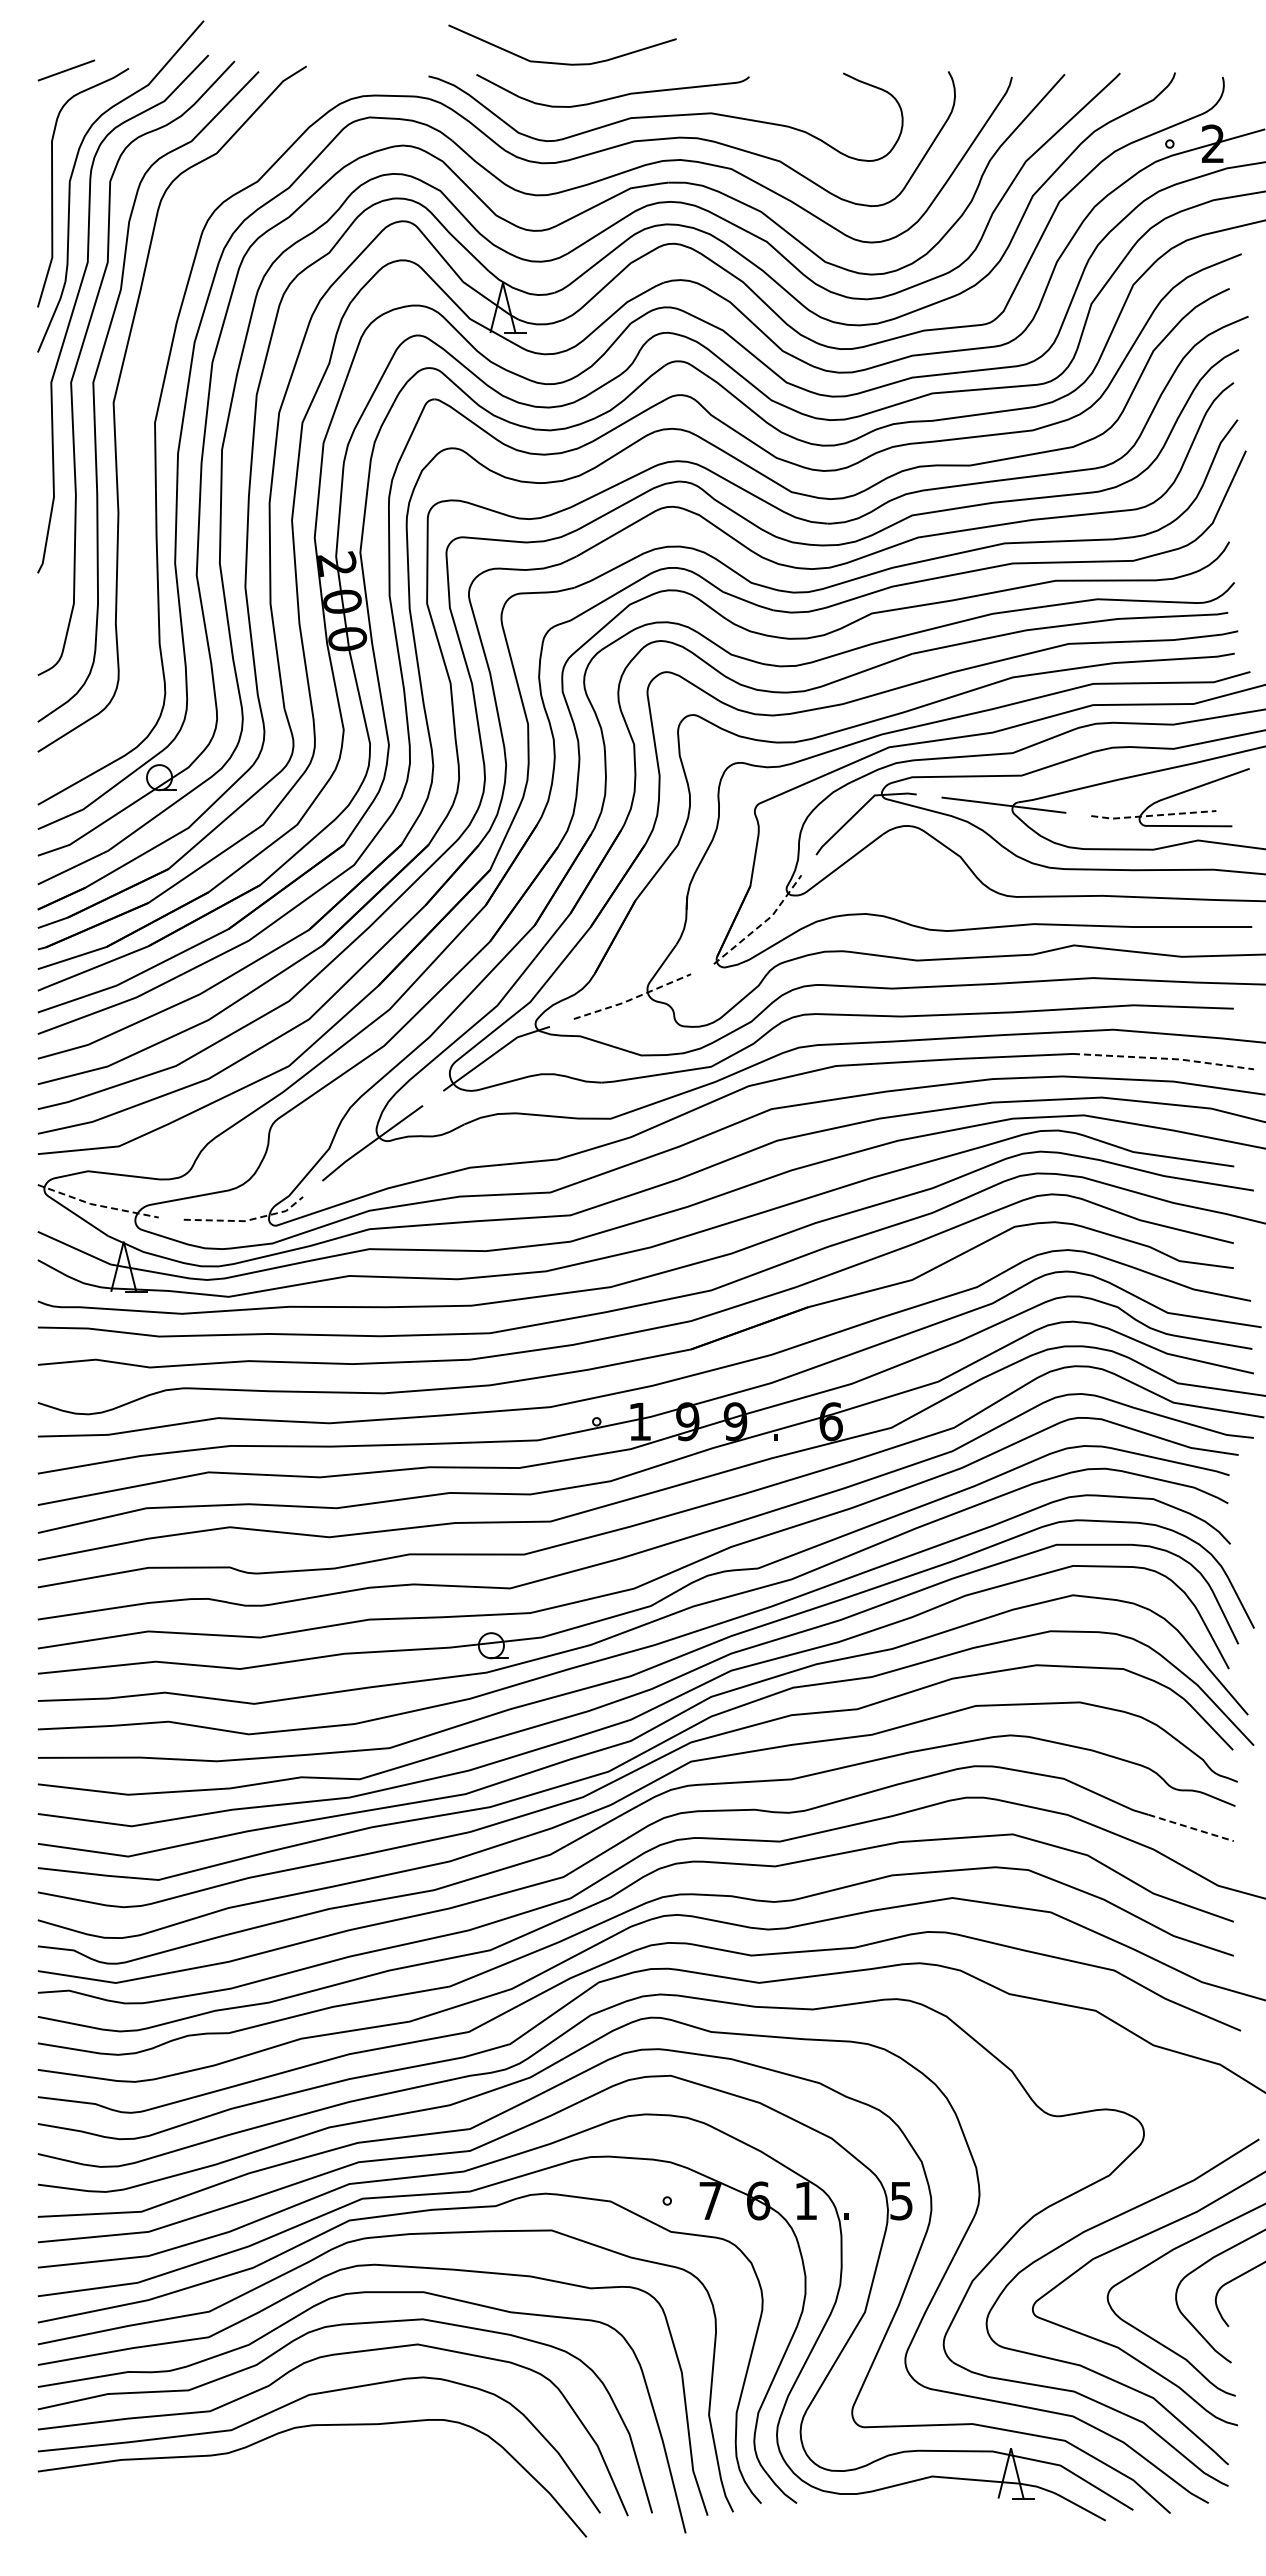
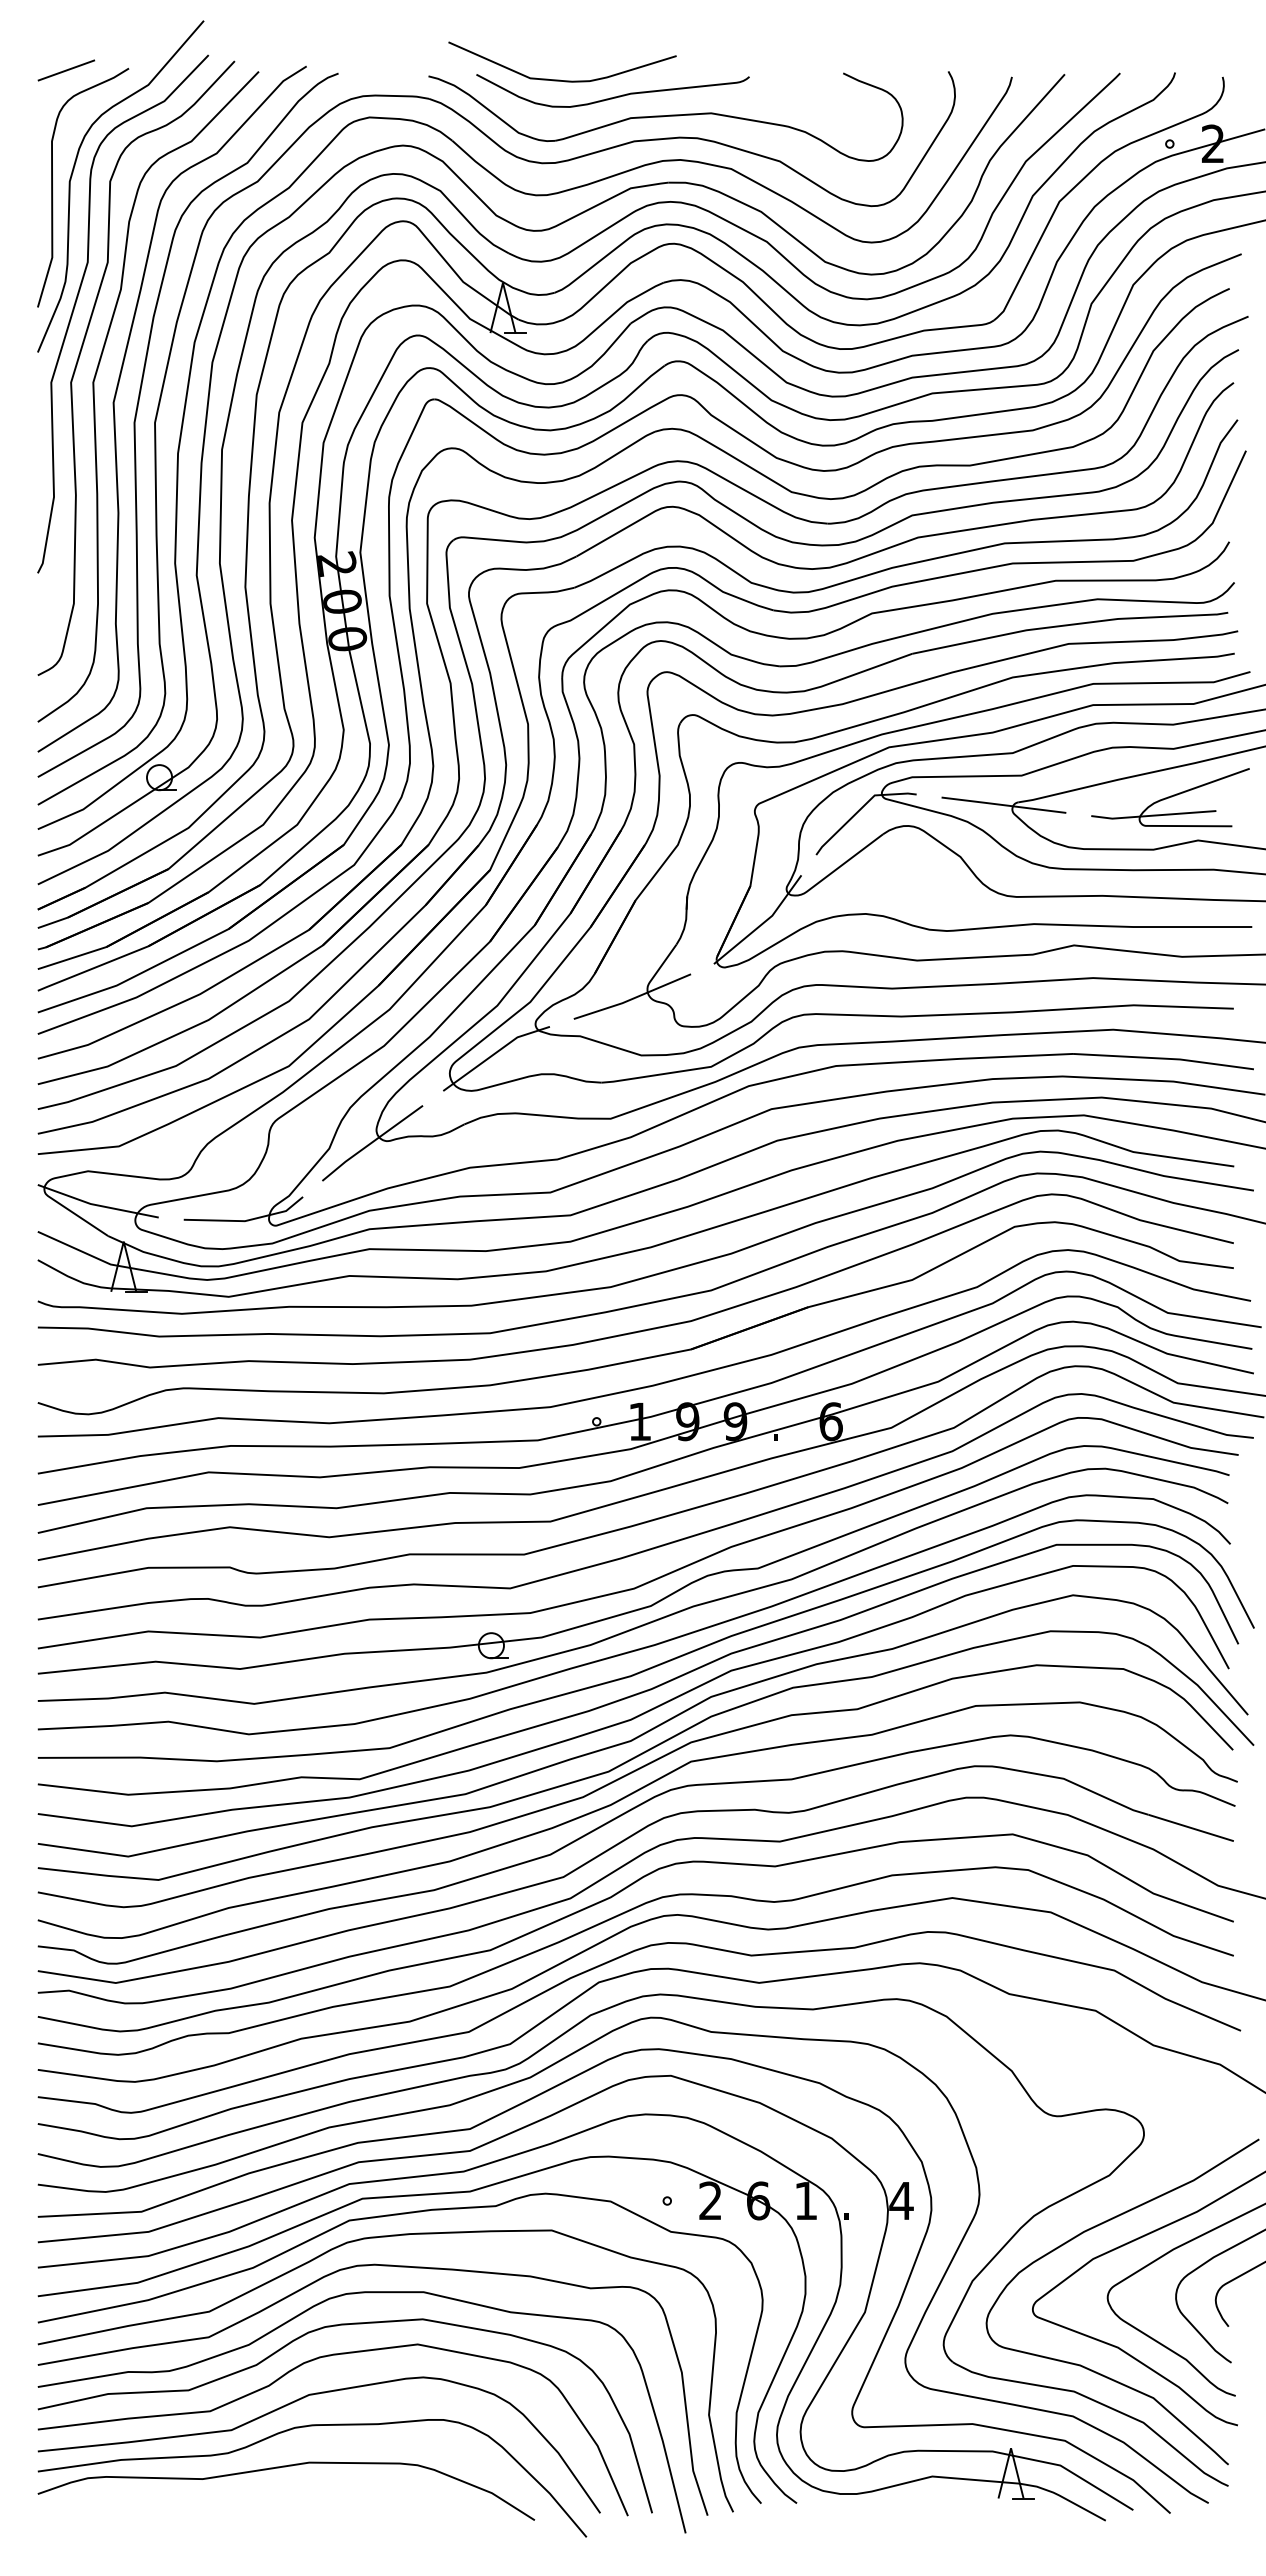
curve position: (560, 62) -> (560, 79) (560, 79)
curve: none -> present (137, 413)
line: dashed -> solid (1152, 815)
line: dashed -> solid (763, 923)
line: dashed -> solid (632, 998)
line: dashed -> solid (1164, 1058)
line: dashed -> solid (96, 1205)
line: dashed -> solid (246, 1220)
line: dashed -> solid (1191, 1827)
text: 7 -> 2 (710, 2200)
text: 5 -> 4 (901, 2201)
curve: none -> present (286, 2467)
